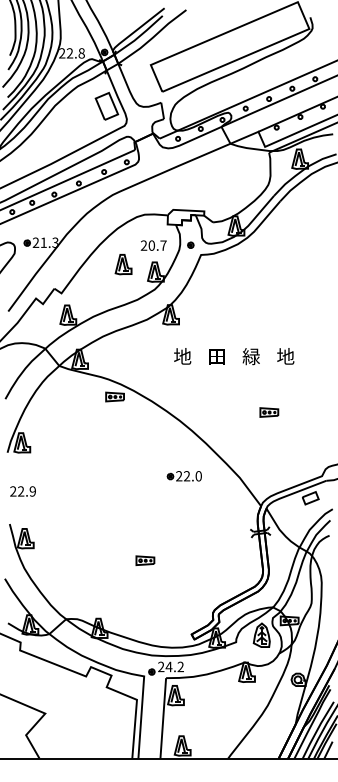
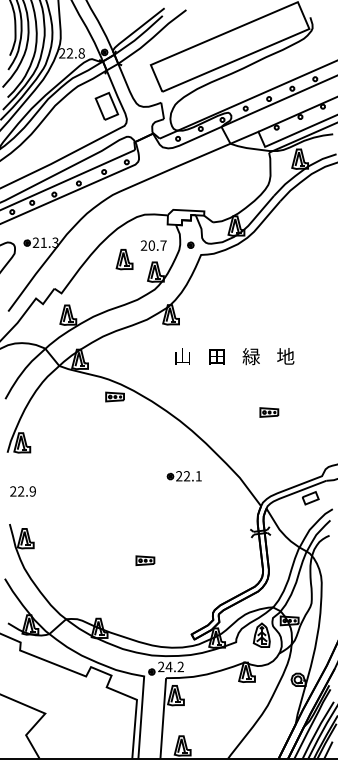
part position: (123, 264) -> (124, 259) (124, 259)
text: 地 -> 山 (182, 356)
text: 22.0 -> 22.1 (198, 476)
